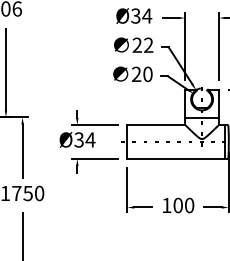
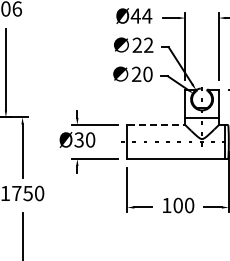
text: Ø34 -> Ø44 (135, 15)
line: solid -> dashed (156, 124)
text: Ø34 -> Ø30 (90, 139)
